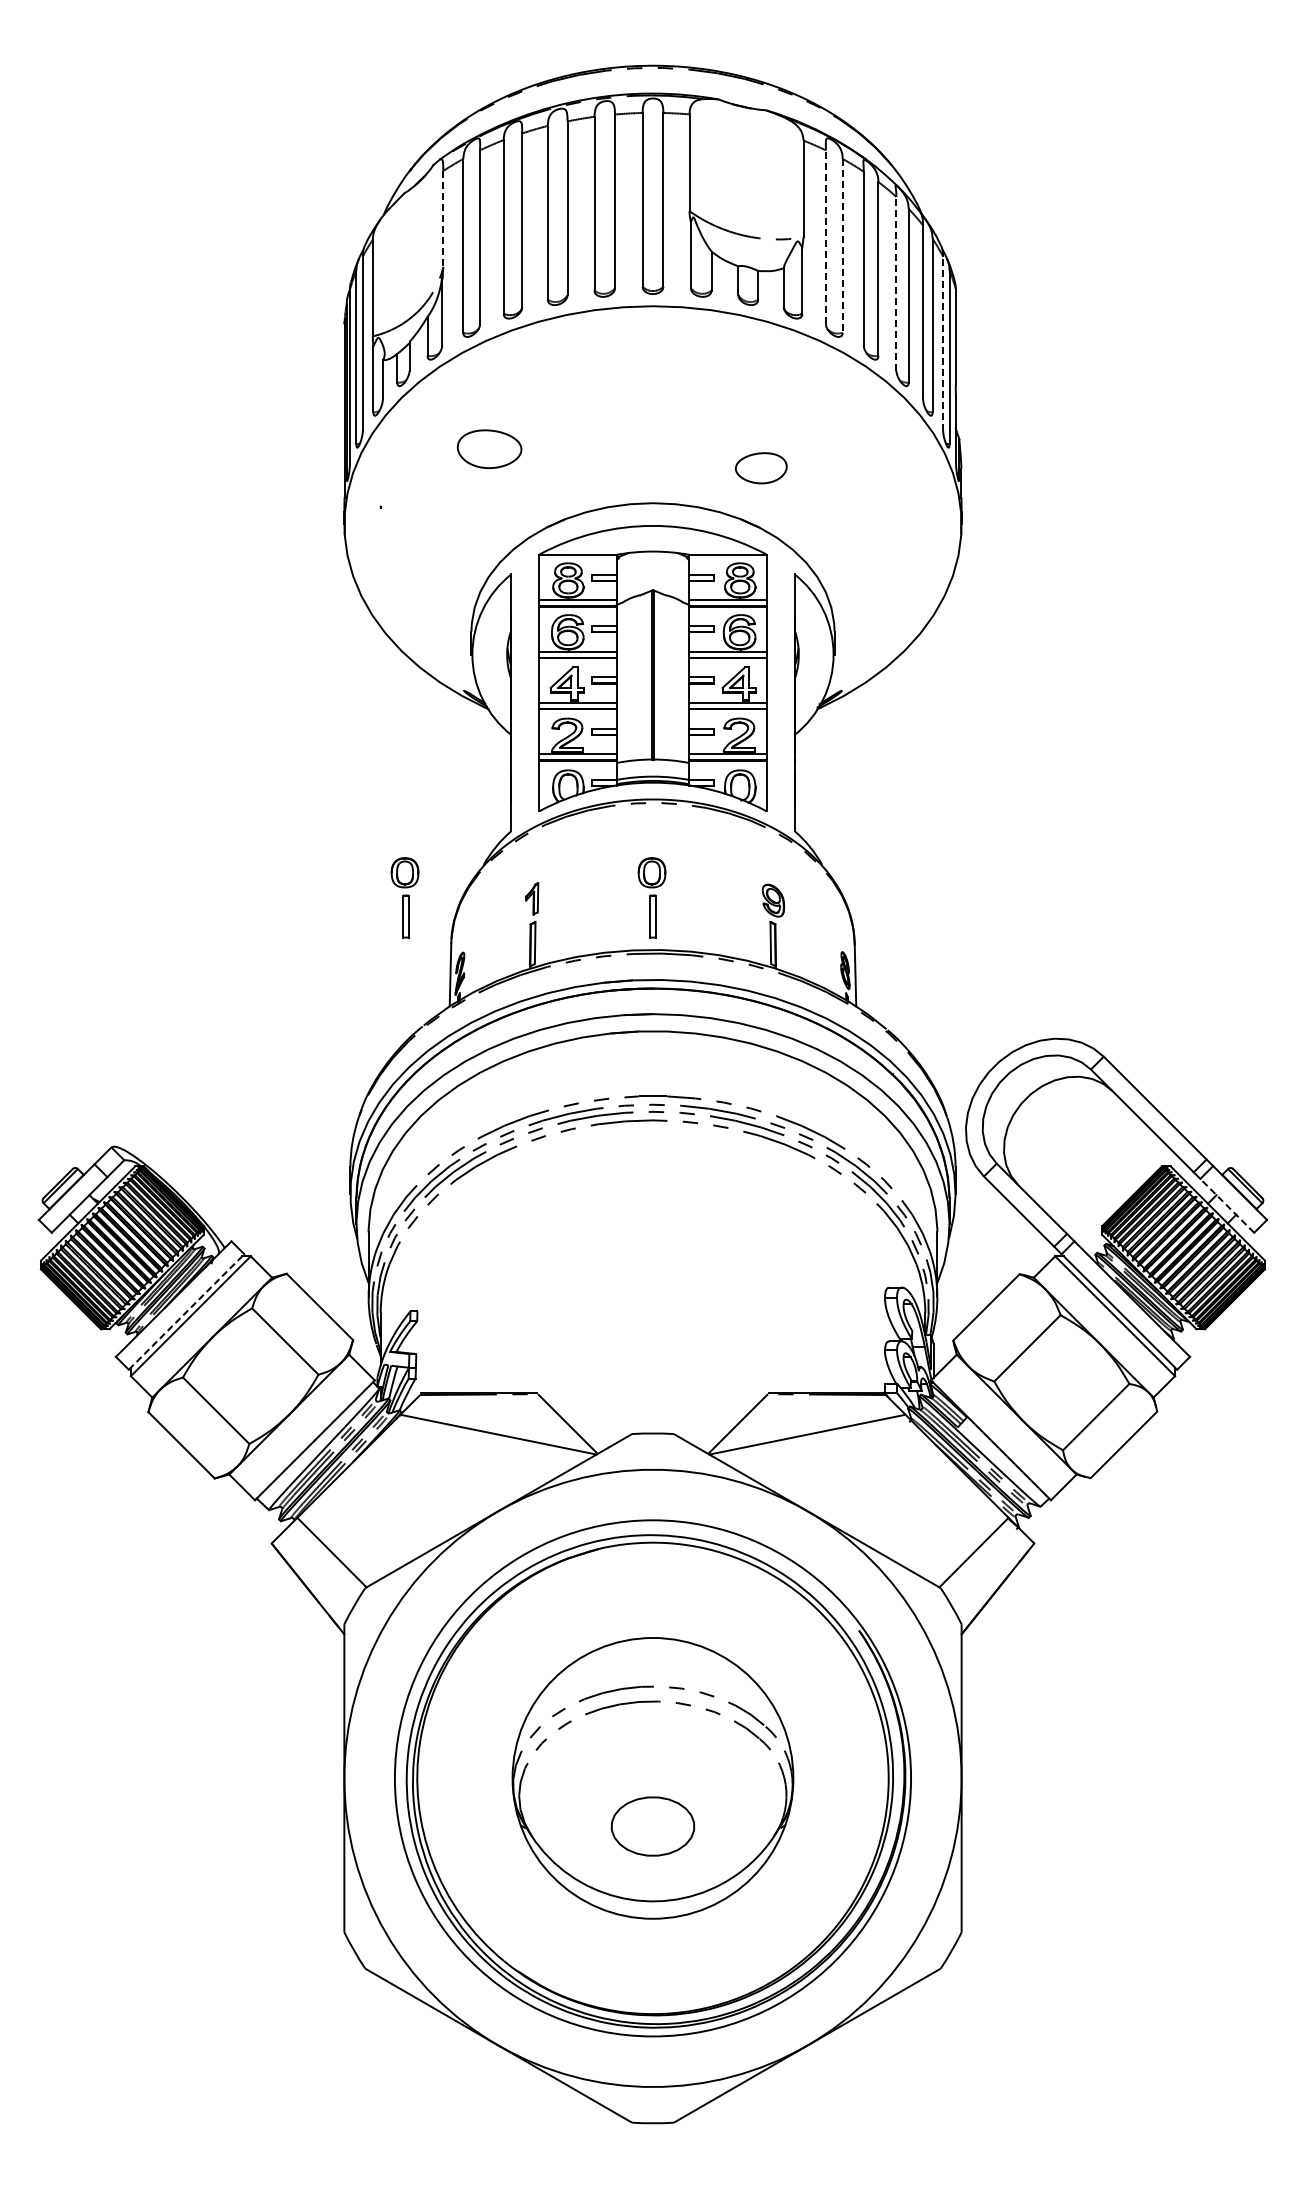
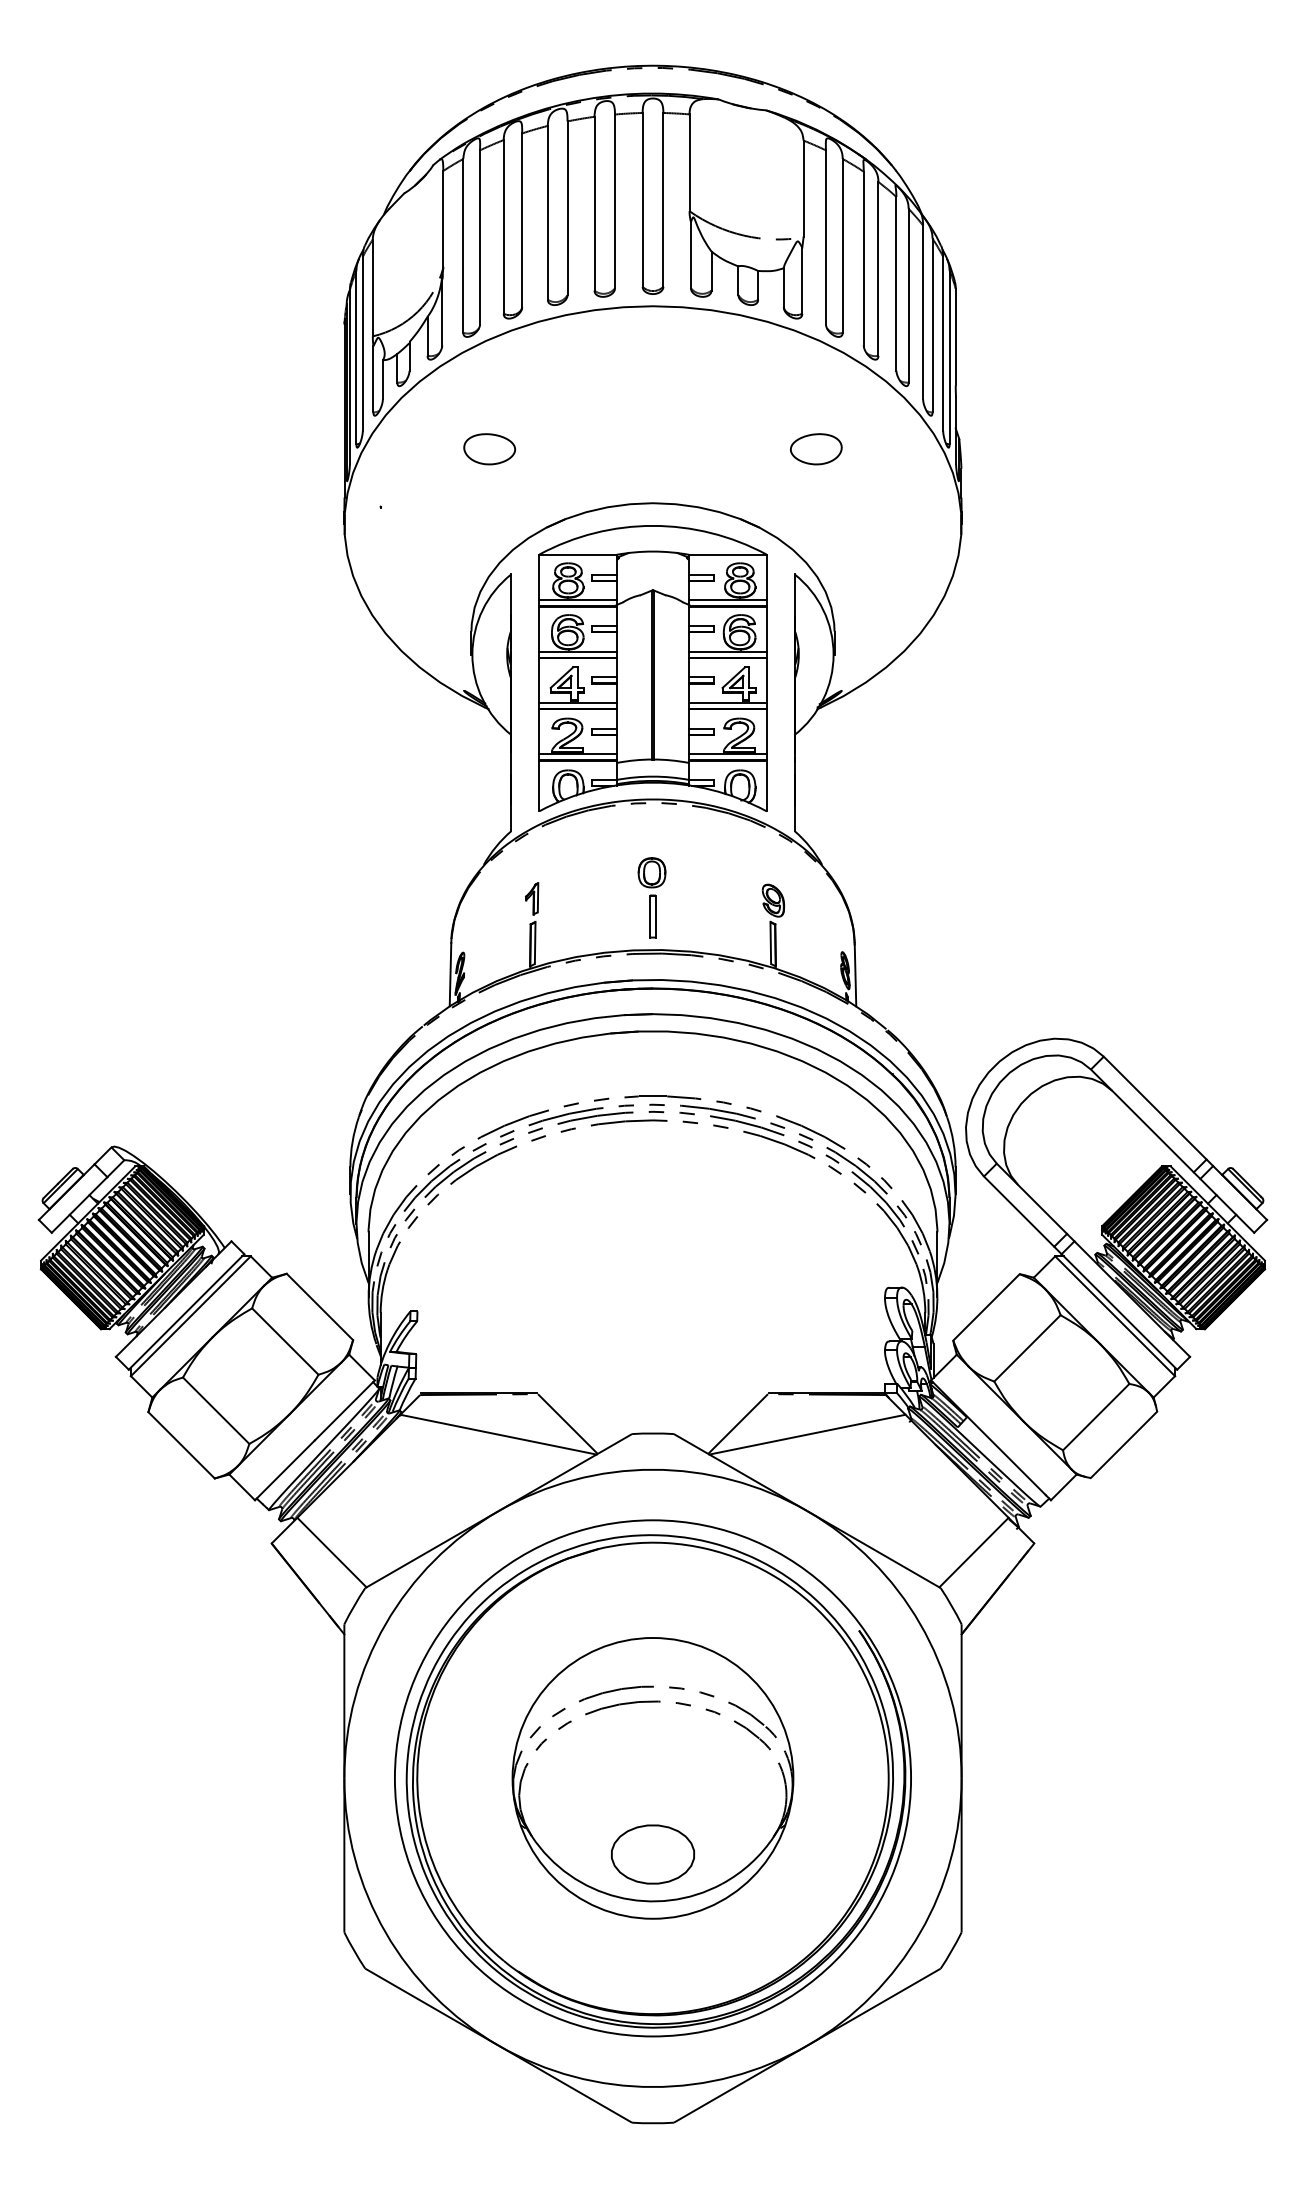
line: dashed -> solid (443, 219)
line: dashed -> solid (825, 237)
line: dashed -> solid (842, 245)
line: dashed -> solid (896, 283)
line: dashed -> solid (943, 343)
part size: 67x41 px -> 54x33 px (489, 449)
part position: (761, 468) -> (816, 449) (816, 449)
part: present -> none (404, 897)
line: dashed -> solid (1226, 1205)
line: dashed -> solid (186, 1311)
part position: (652, 1826) -> (652, 1854) (652, 1854)
